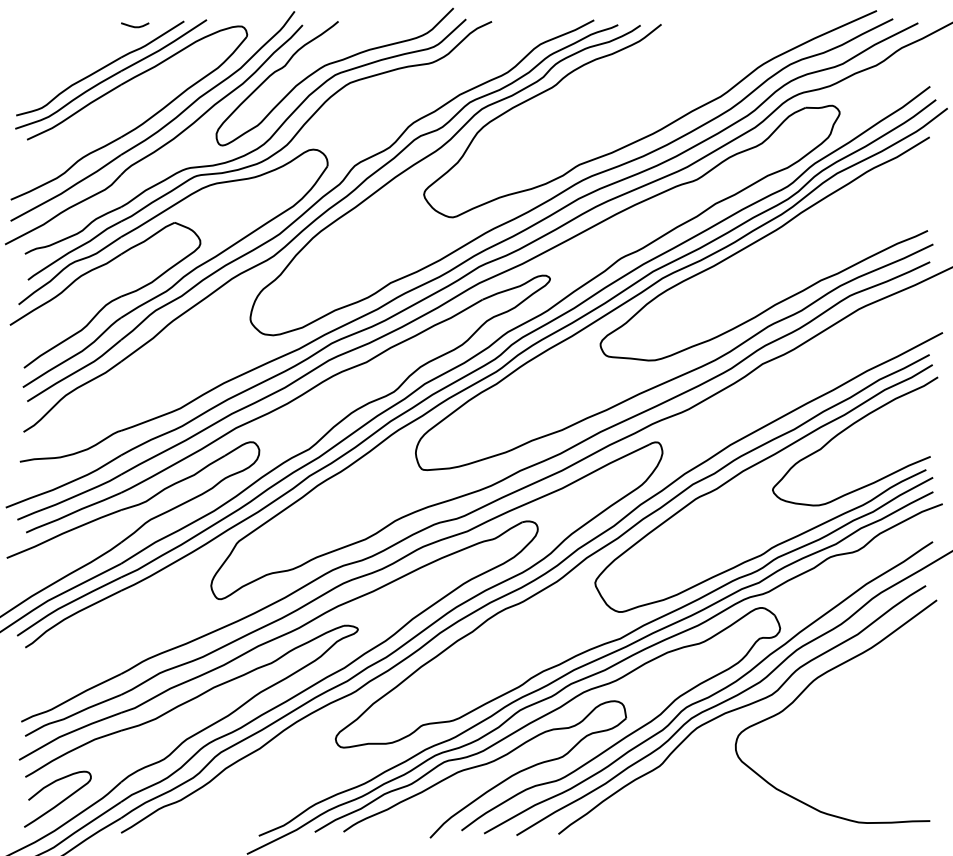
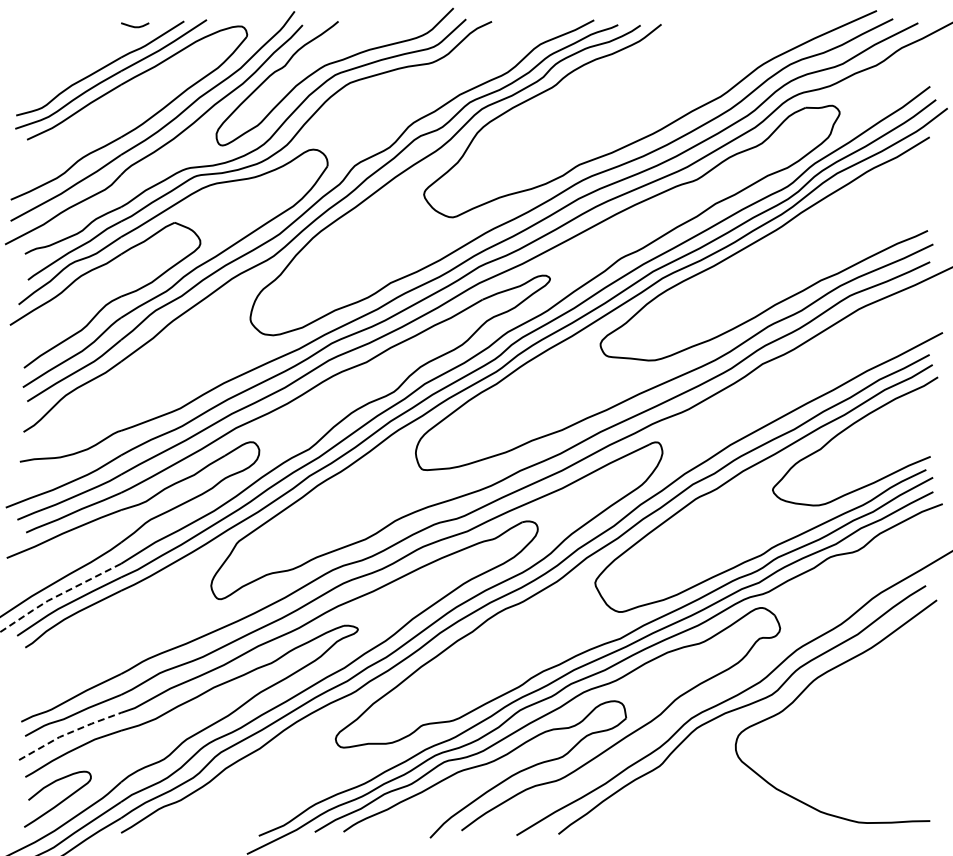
line: solid -> dashed (57, 595)
curve: present -> none (711, 694)
line: solid -> dashed (69, 733)
